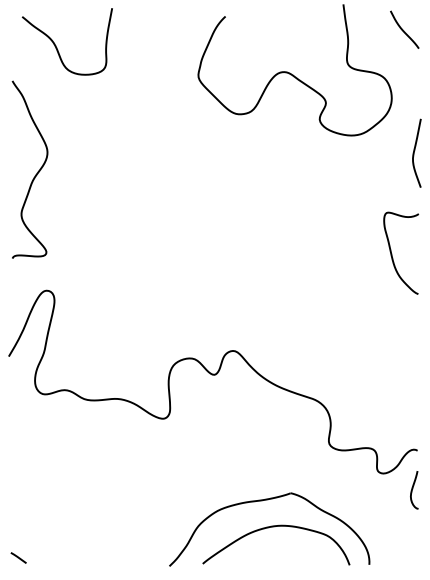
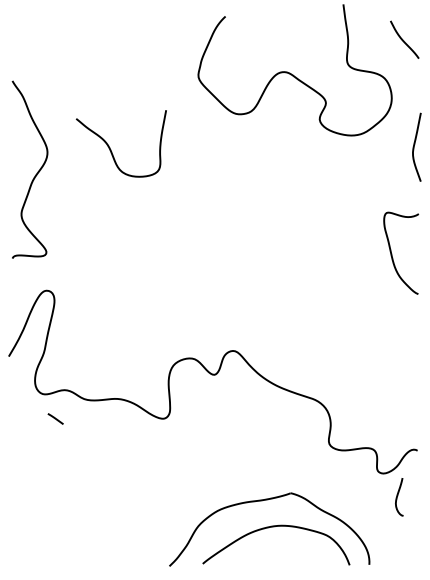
curve position: (403, 29) -> (403, 39) (403, 39)
curve position: (56, 45) -> (110, 147) (110, 147)
curve position: (414, 152) -> (414, 146) (414, 146)
curve position: (412, 490) -> (397, 497) (397, 497)
line position: (18, 557) -> (55, 418) (55, 418)
